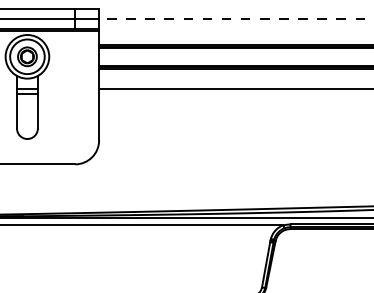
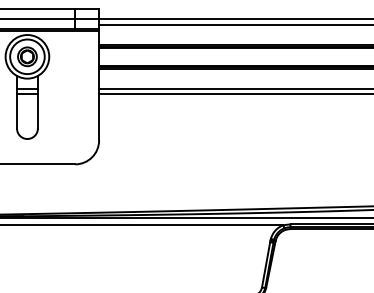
line: dashed -> solid (236, 19)
line: none -> present (234, 24)
line: none -> present (234, 94)
